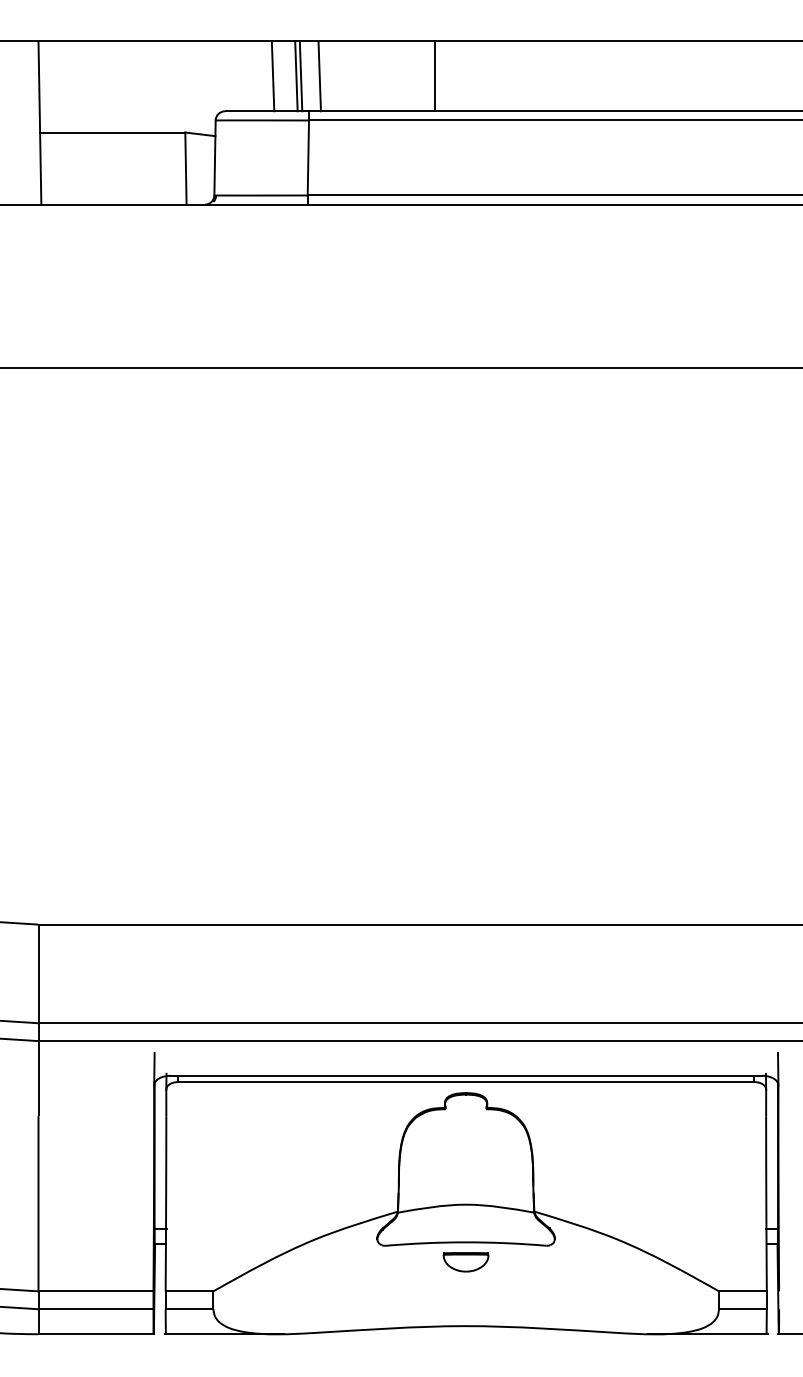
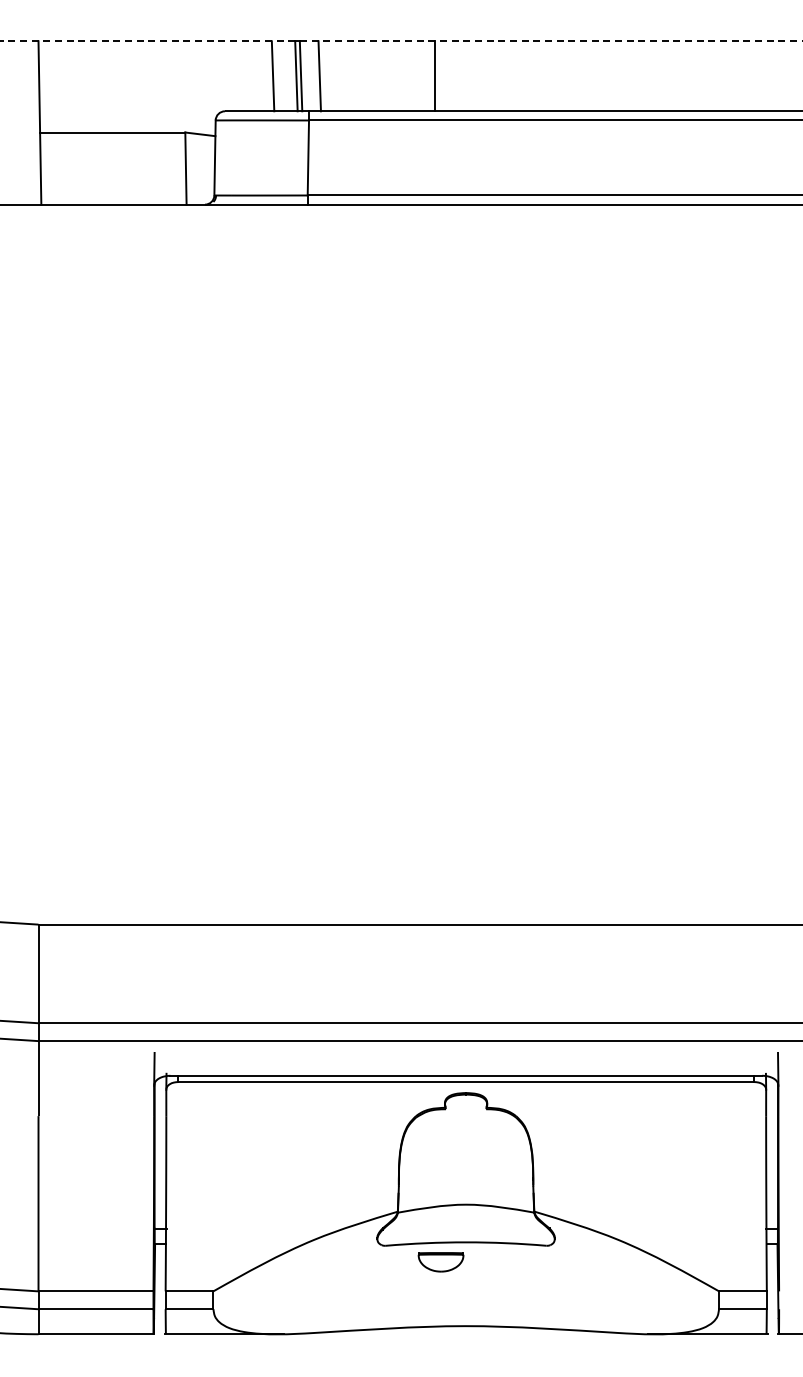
line: solid -> dashed (401, 41)
line: present -> none (400, 368)
part position: (465, 1262) -> (440, 1262) (440, 1262)
